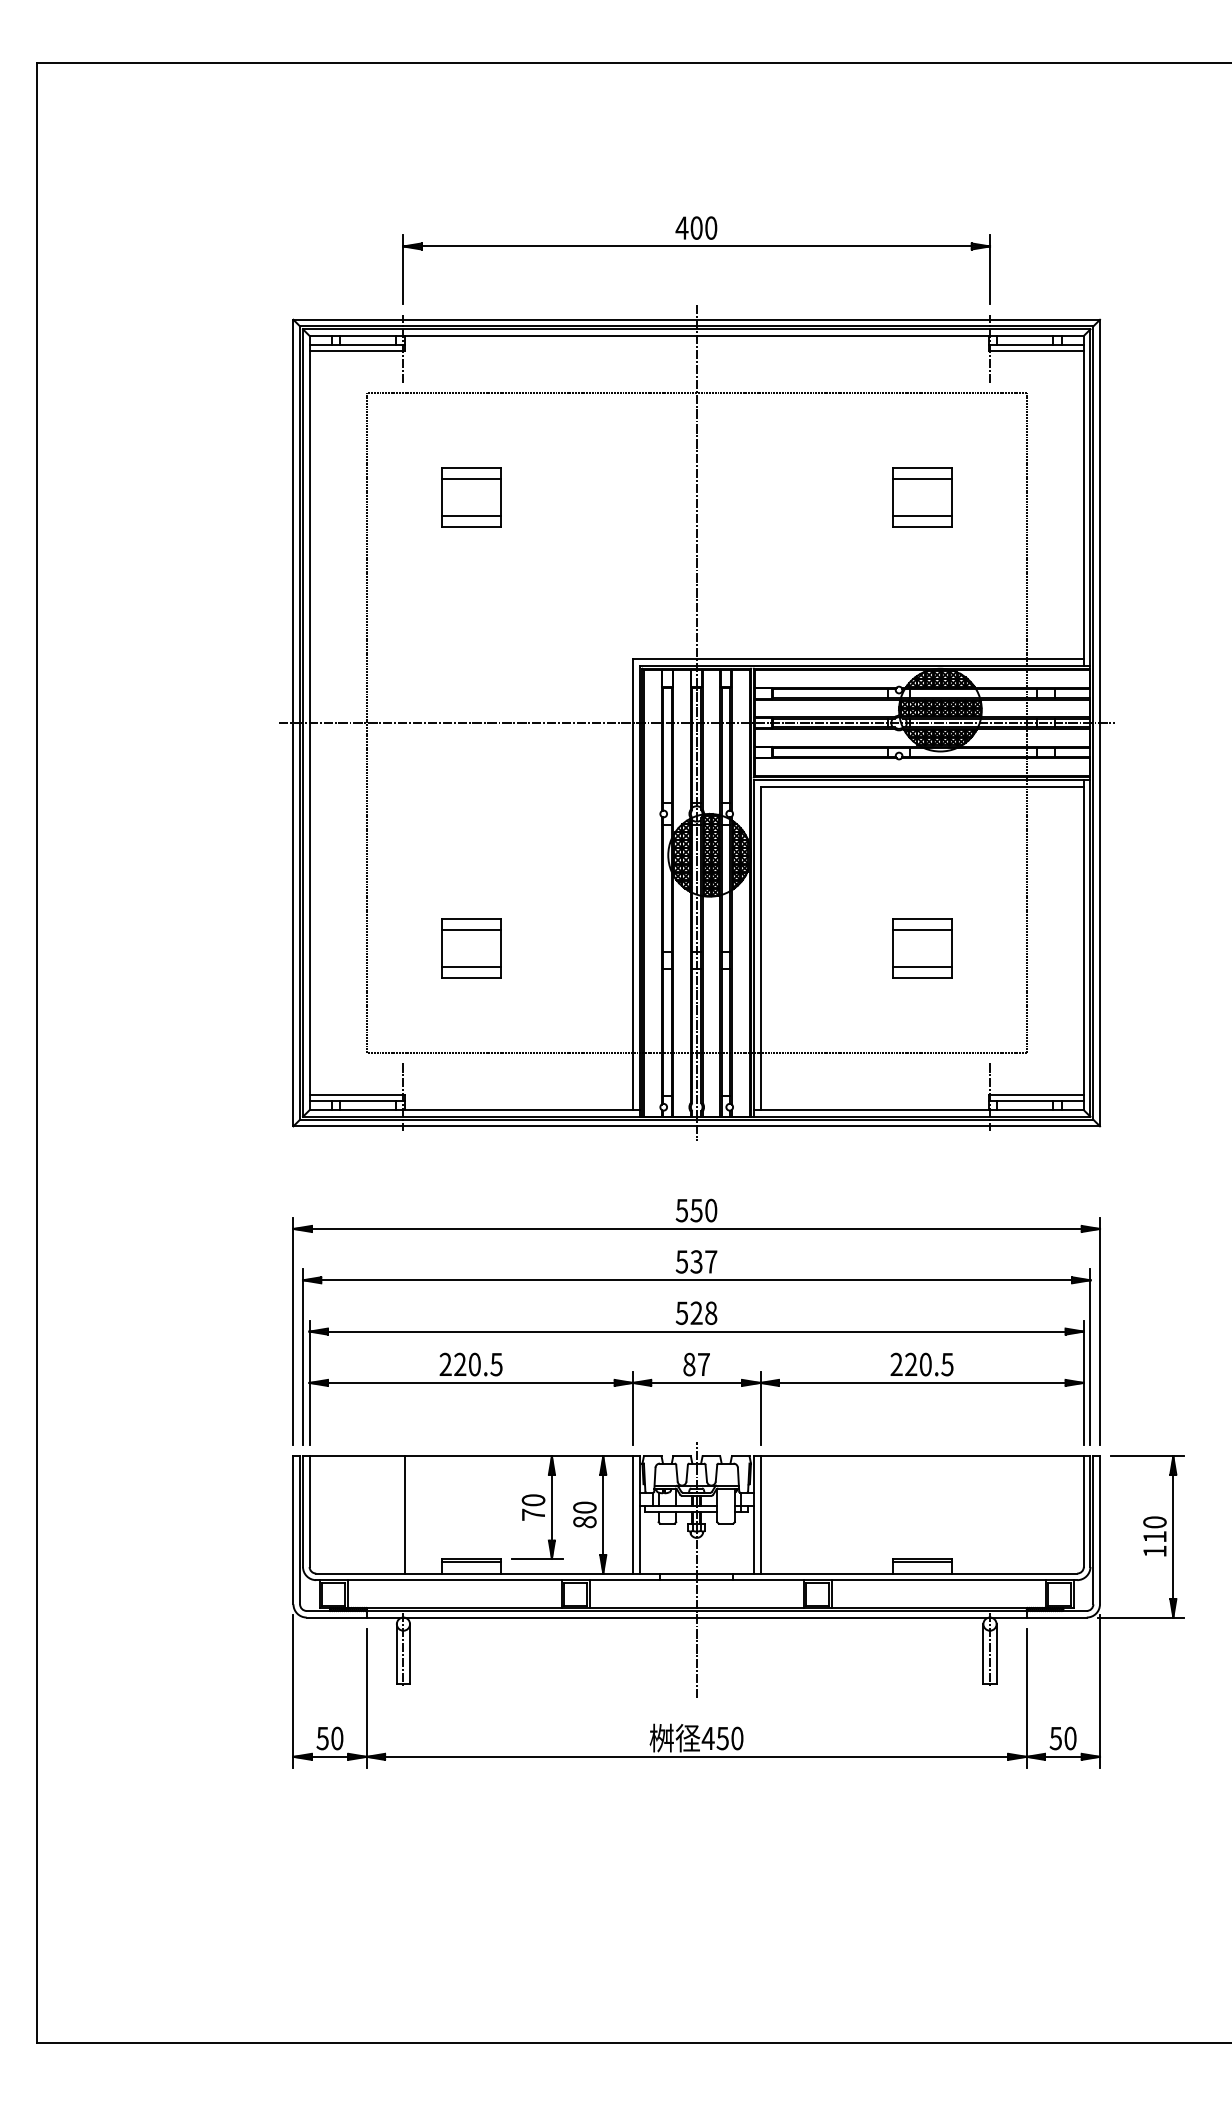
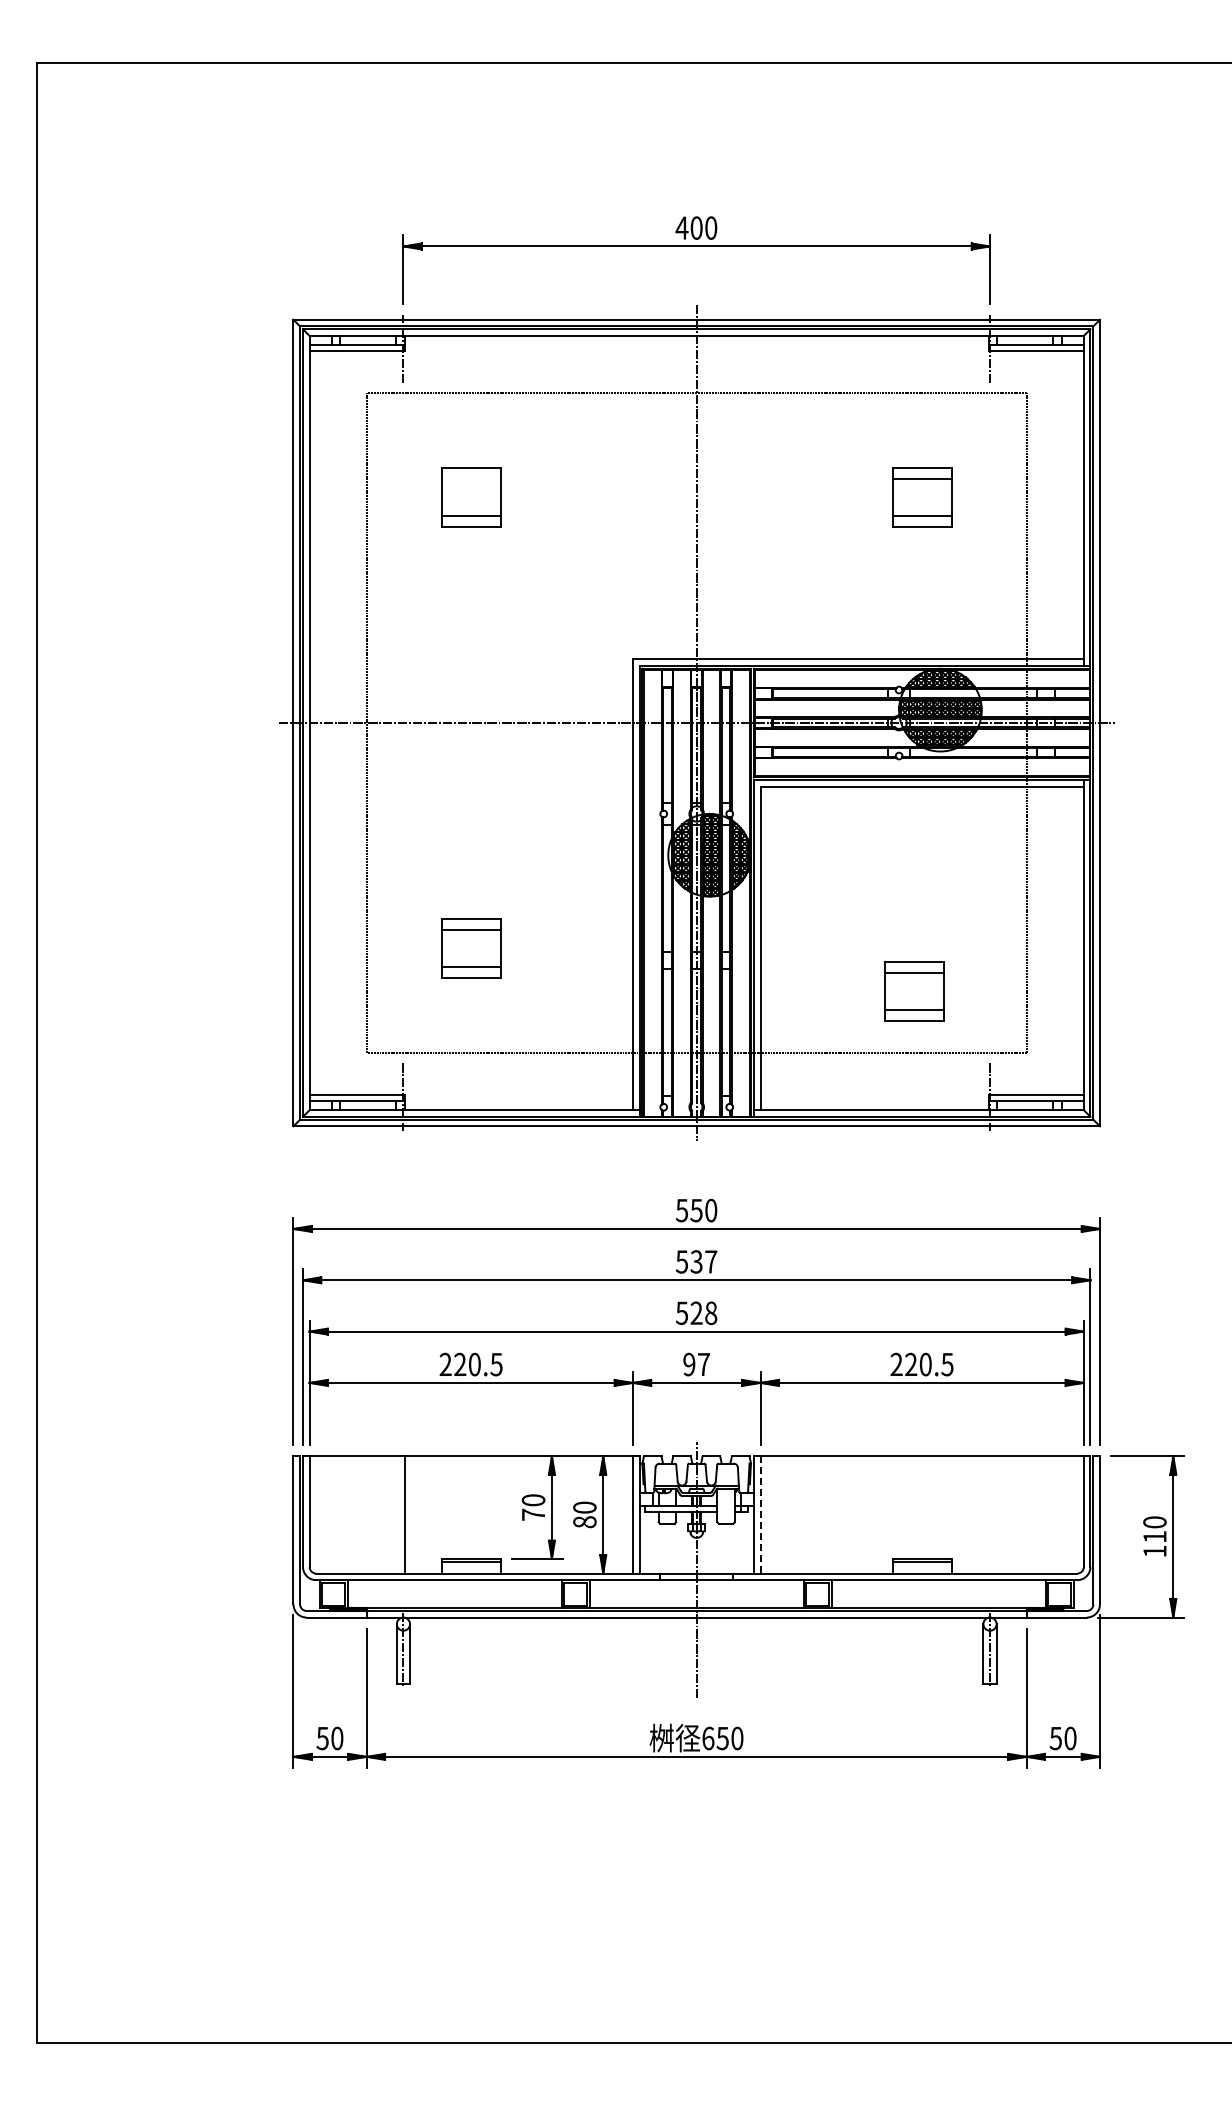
line: present -> none (470, 479)
part position: (922, 948) -> (914, 991) (914, 991)
text: 87 -> 97 (689, 1364)
line: solid -> dashed (760, 1514)
text: 450 -> 650 (707, 1738)
